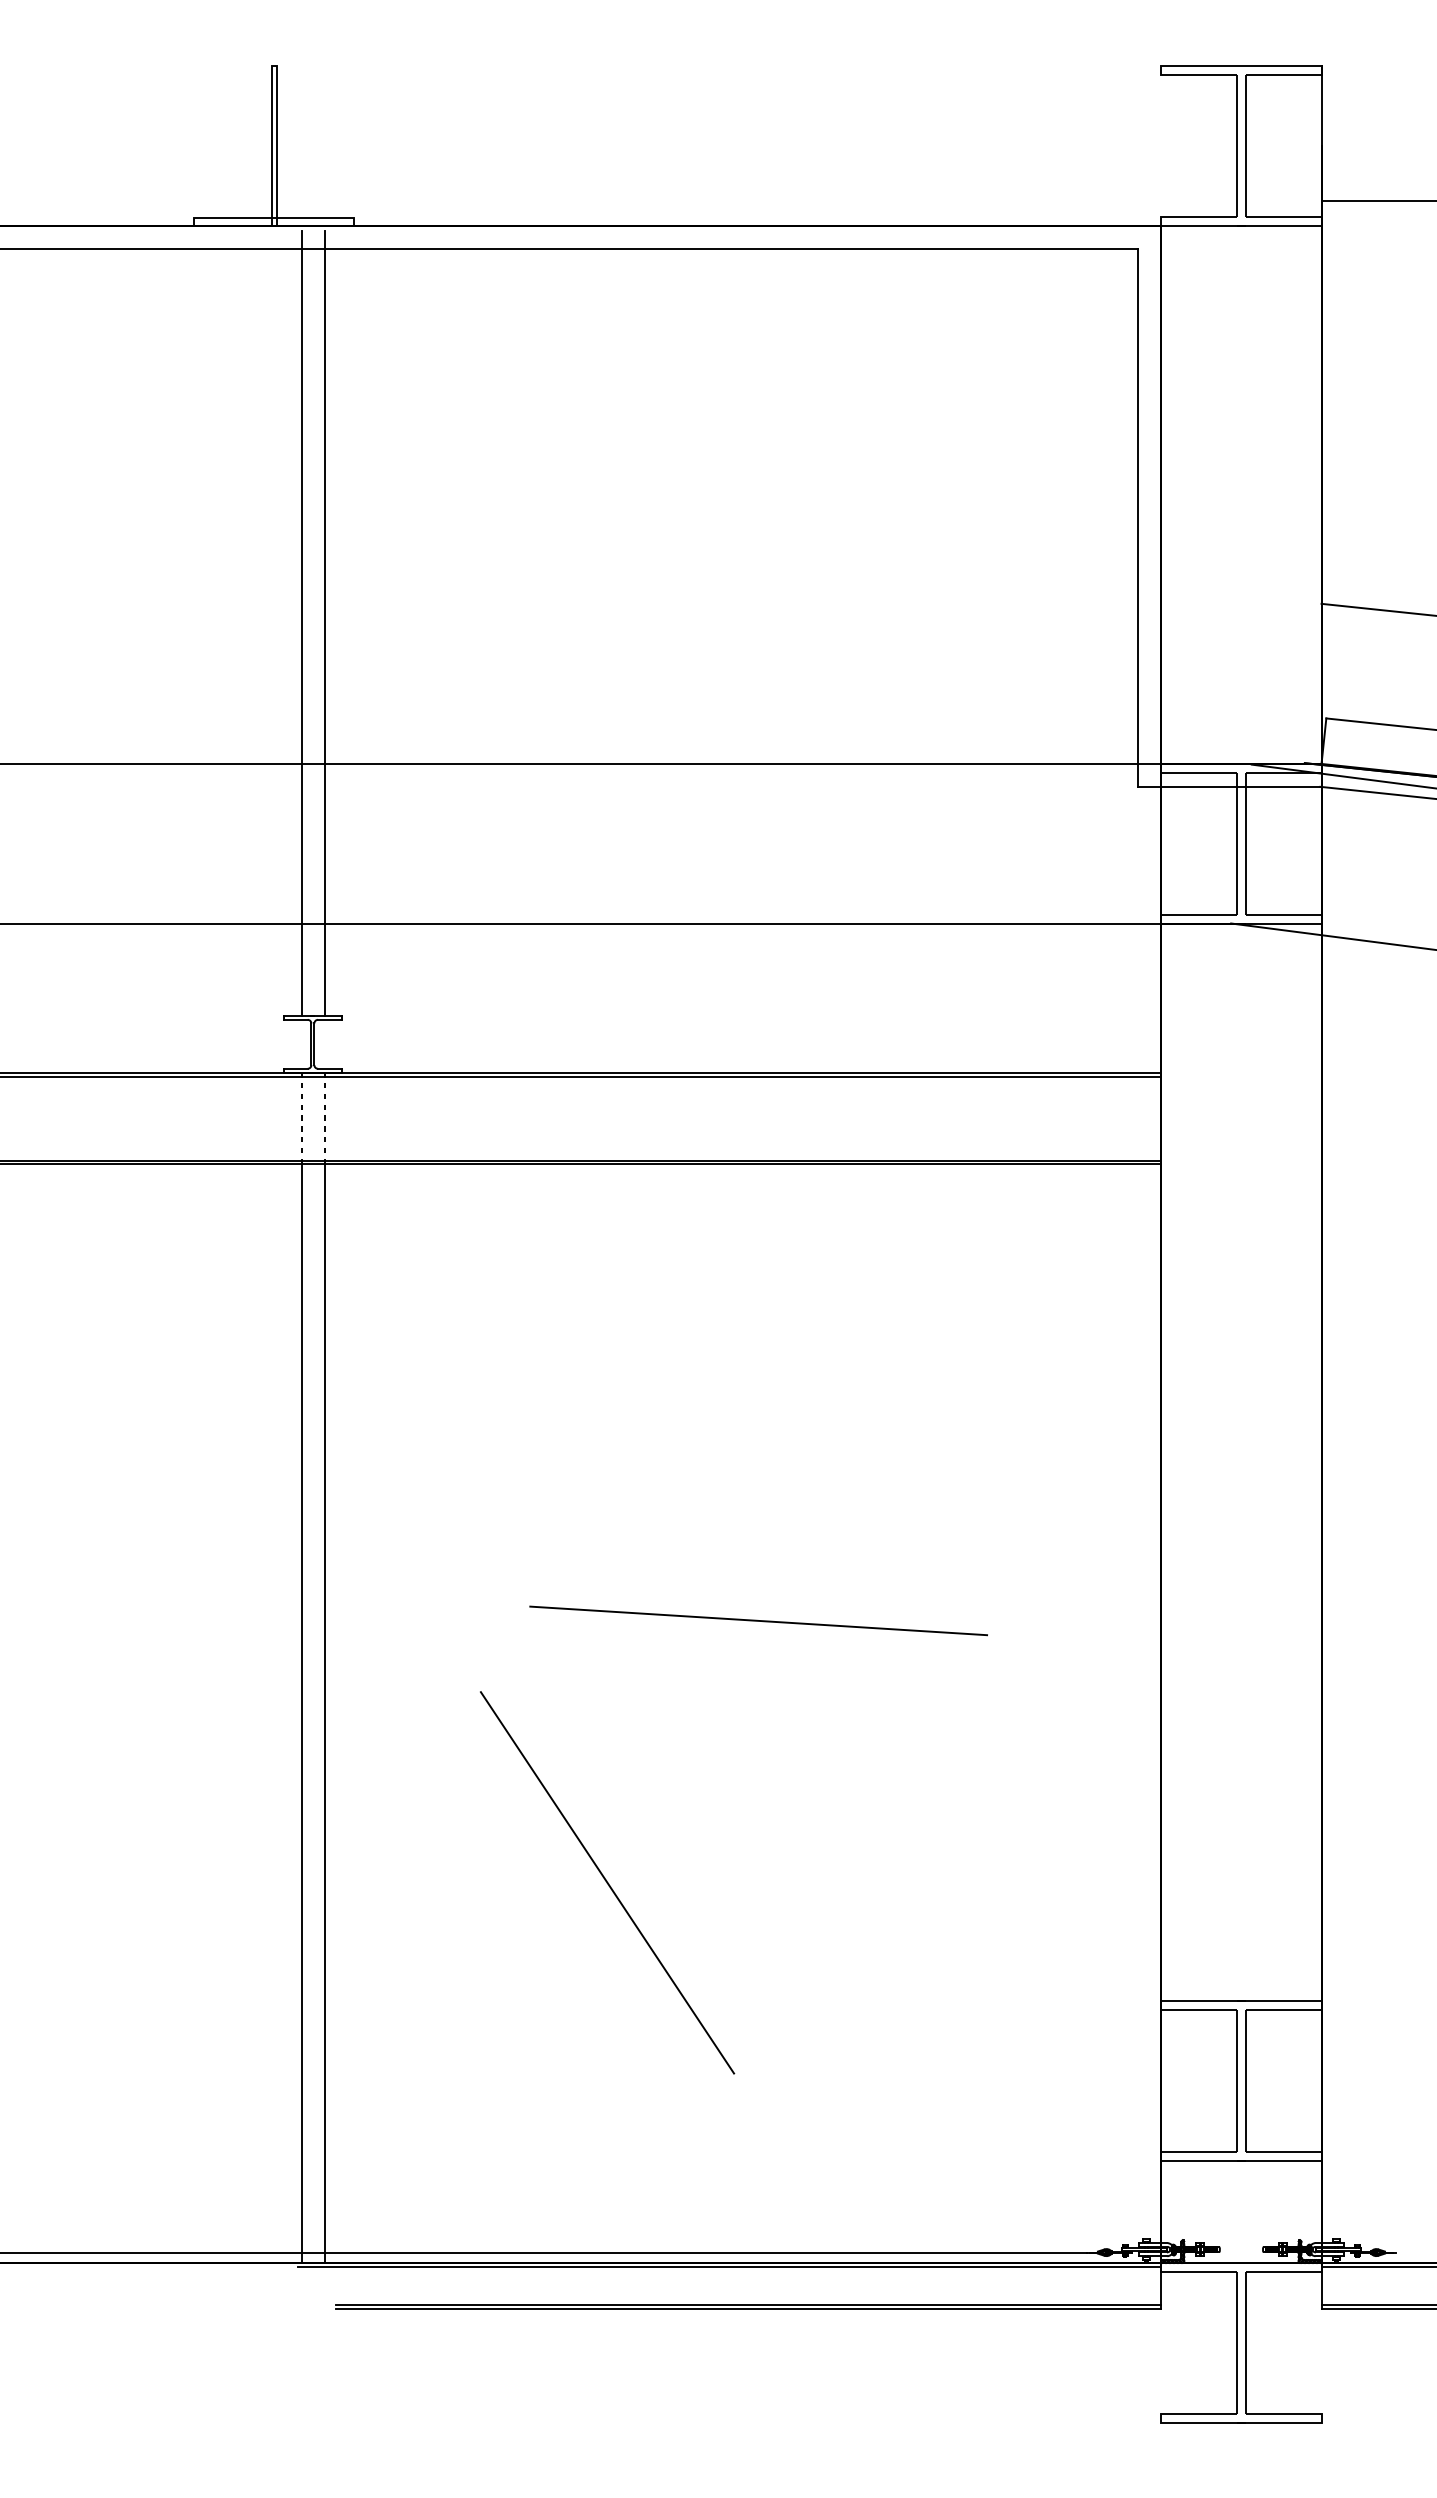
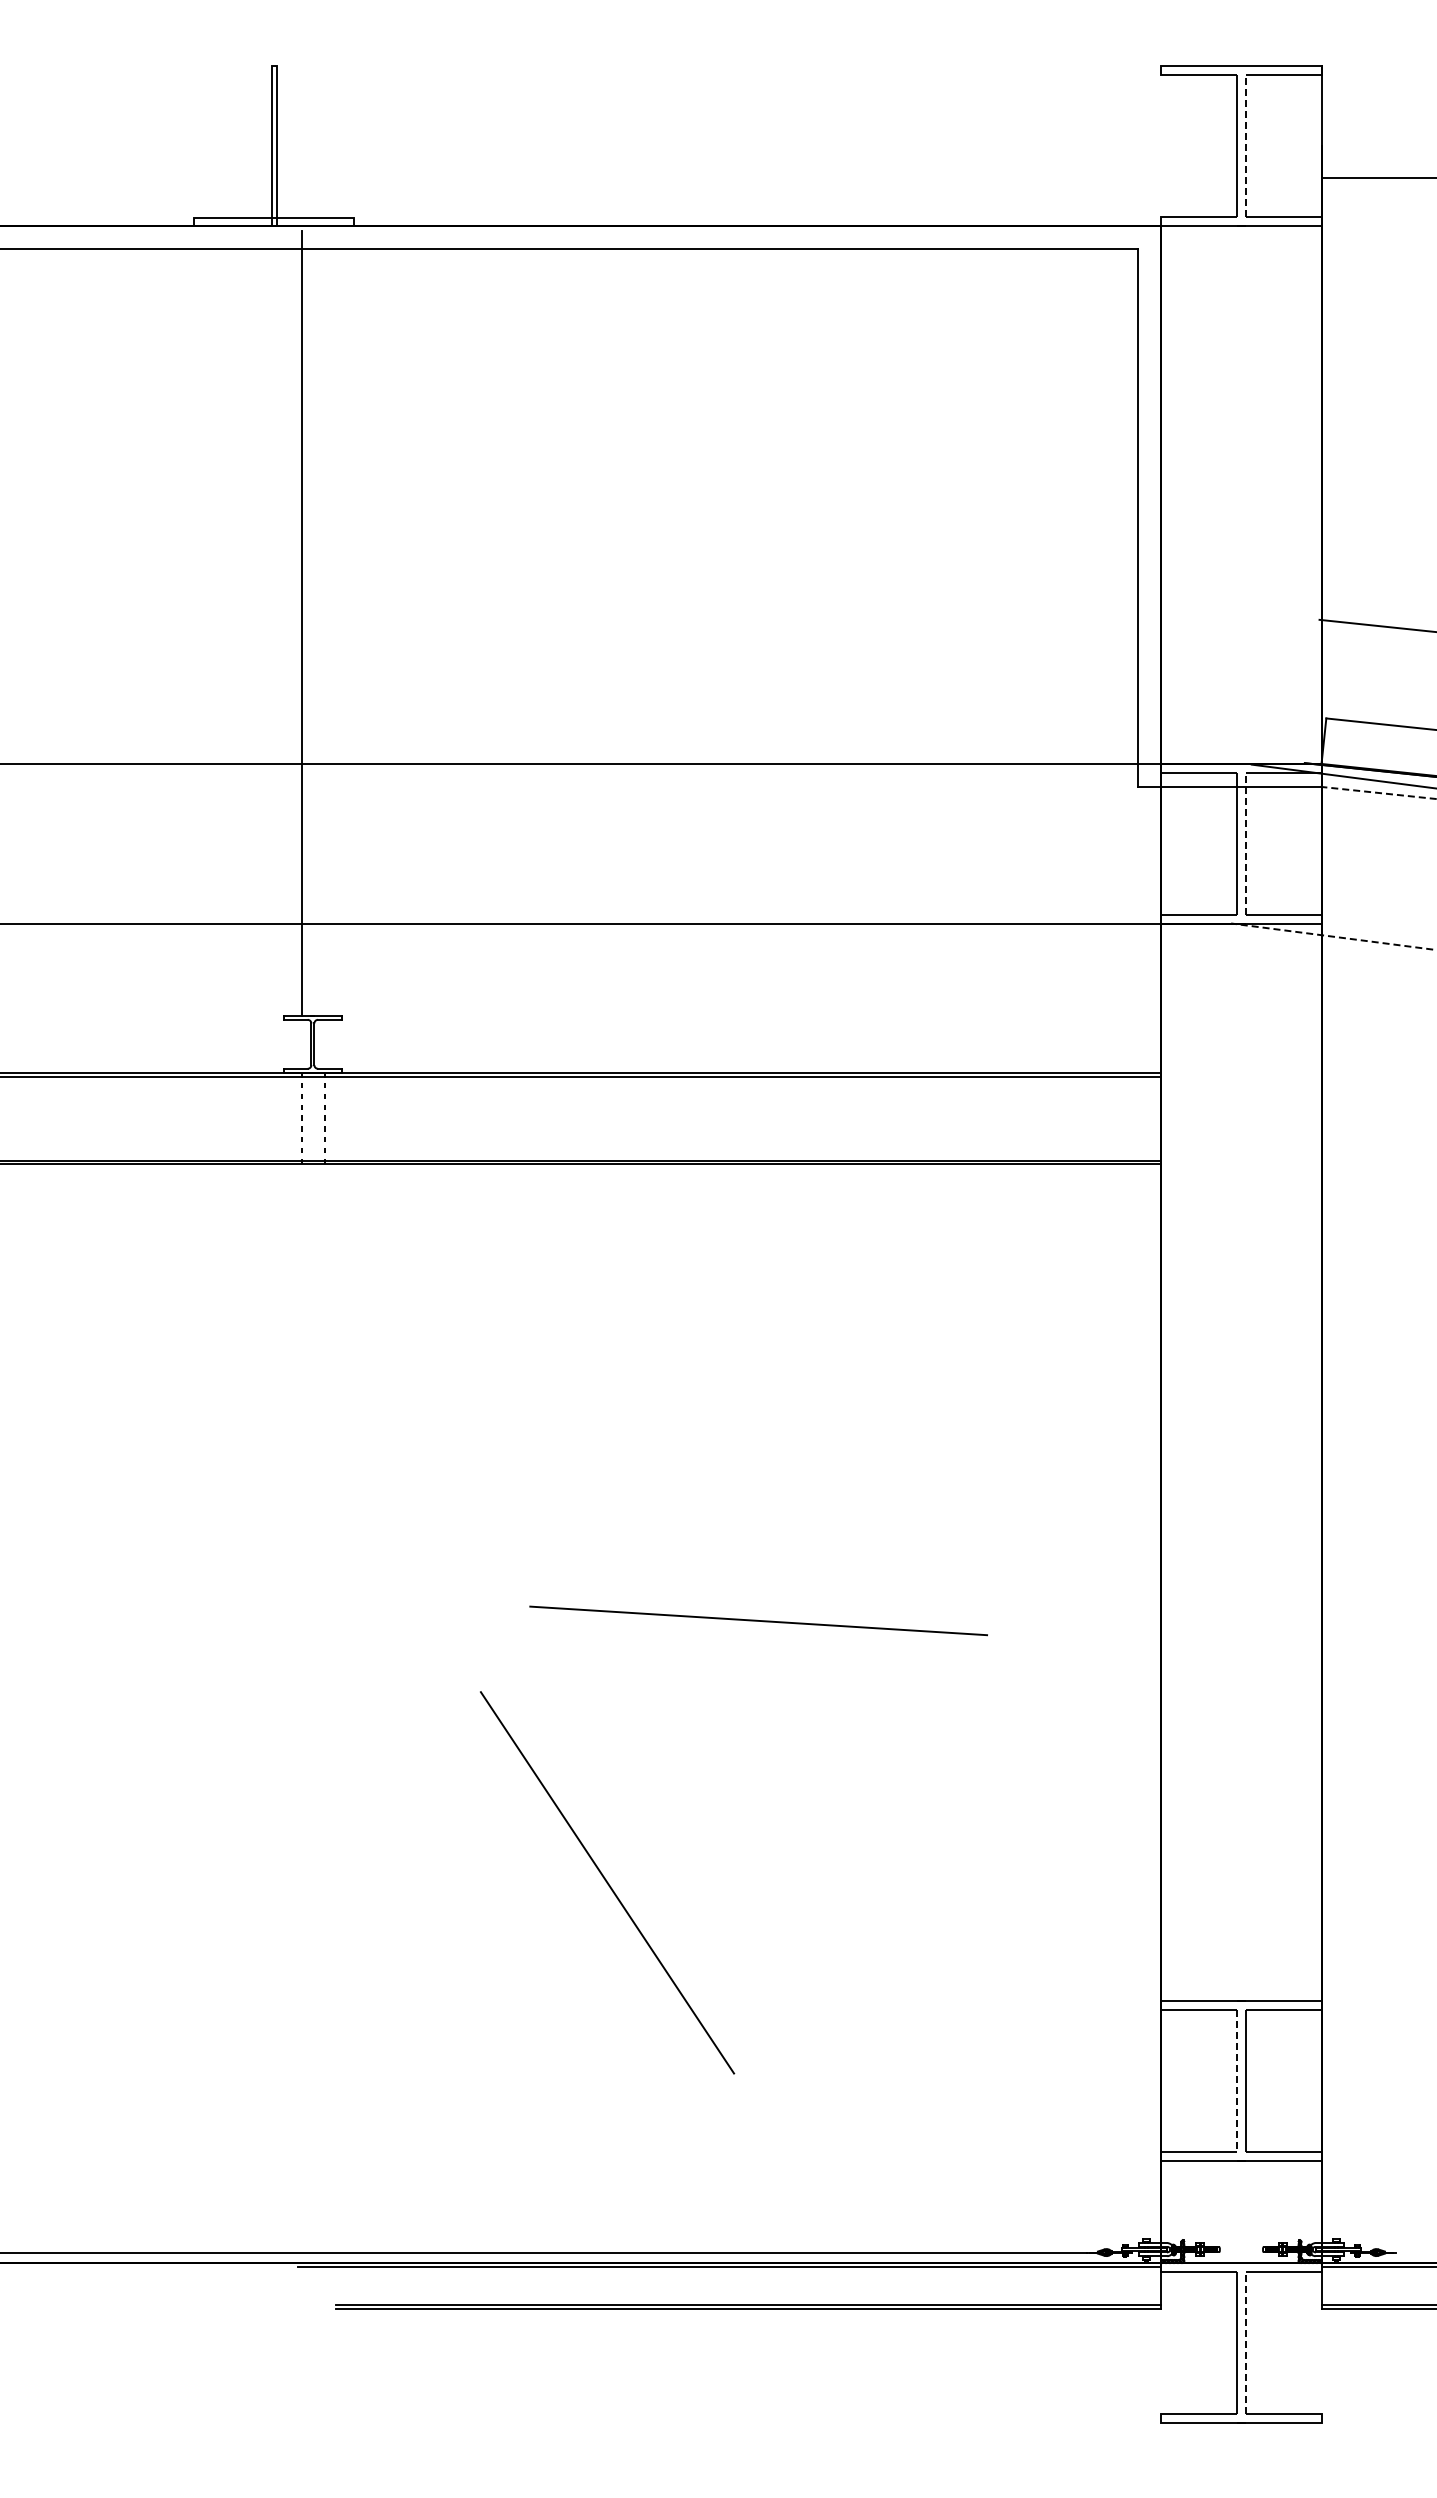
line: solid -> dashed (1246, 146)
line position: (1377, 200) -> (1377, 177) (1377, 177)
line position: (1377, 609) -> (1376, 625) (1376, 625)
line: present -> none (324, 622)
line: solid -> dashed (1379, 793)
line: solid -> dashed (1246, 844)
line: solid -> dashed (1333, 936)
line: present -> none (301, 1713)
line: present -> none (324, 1713)
line: solid -> dashed (1236, 2081)
line: solid -> dashed (1246, 2342)
